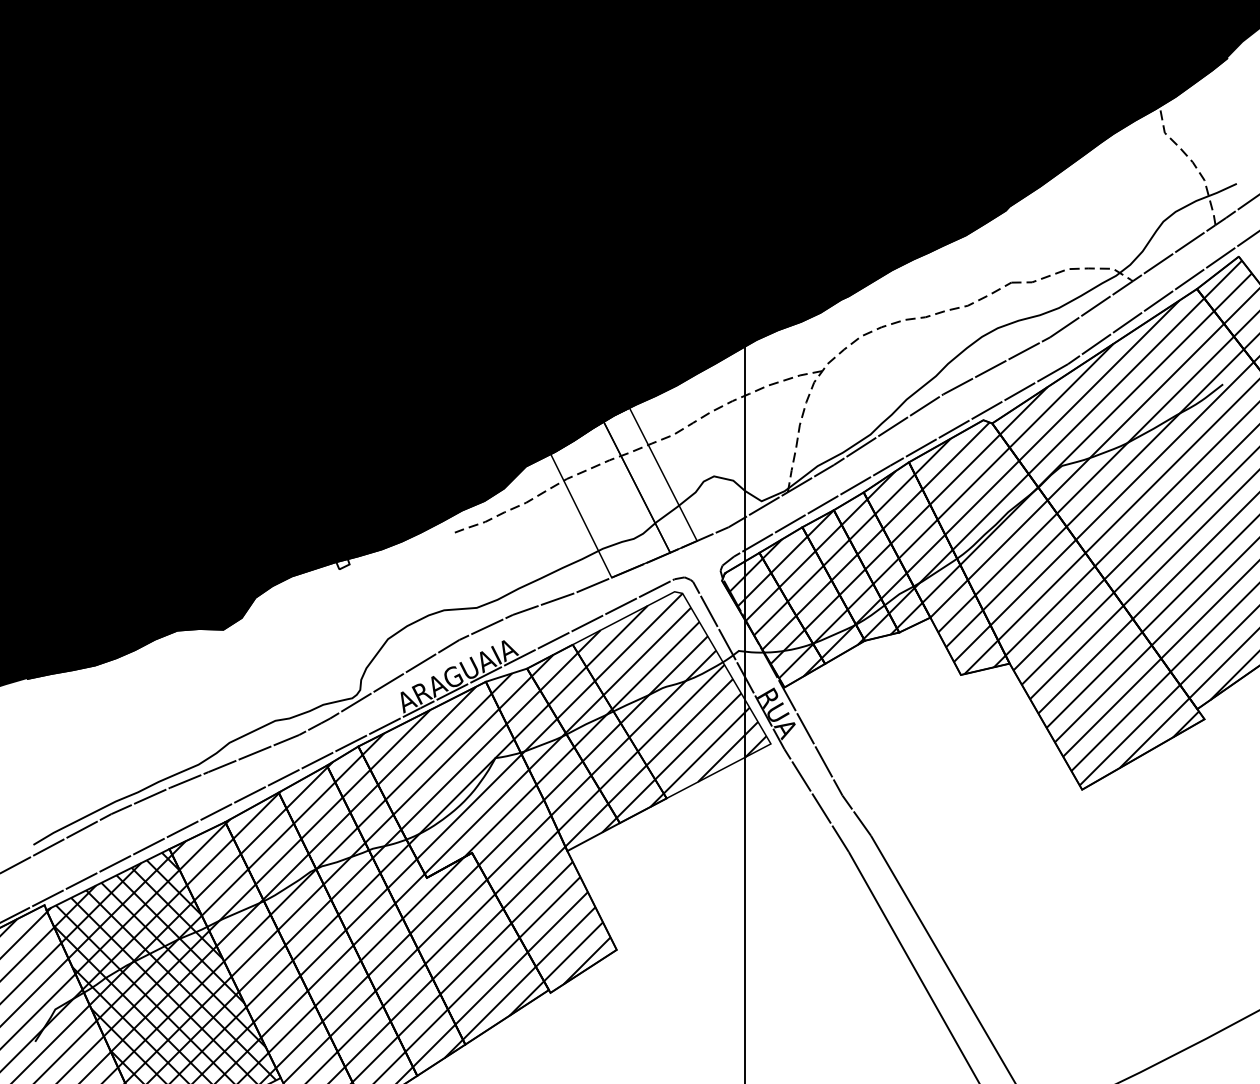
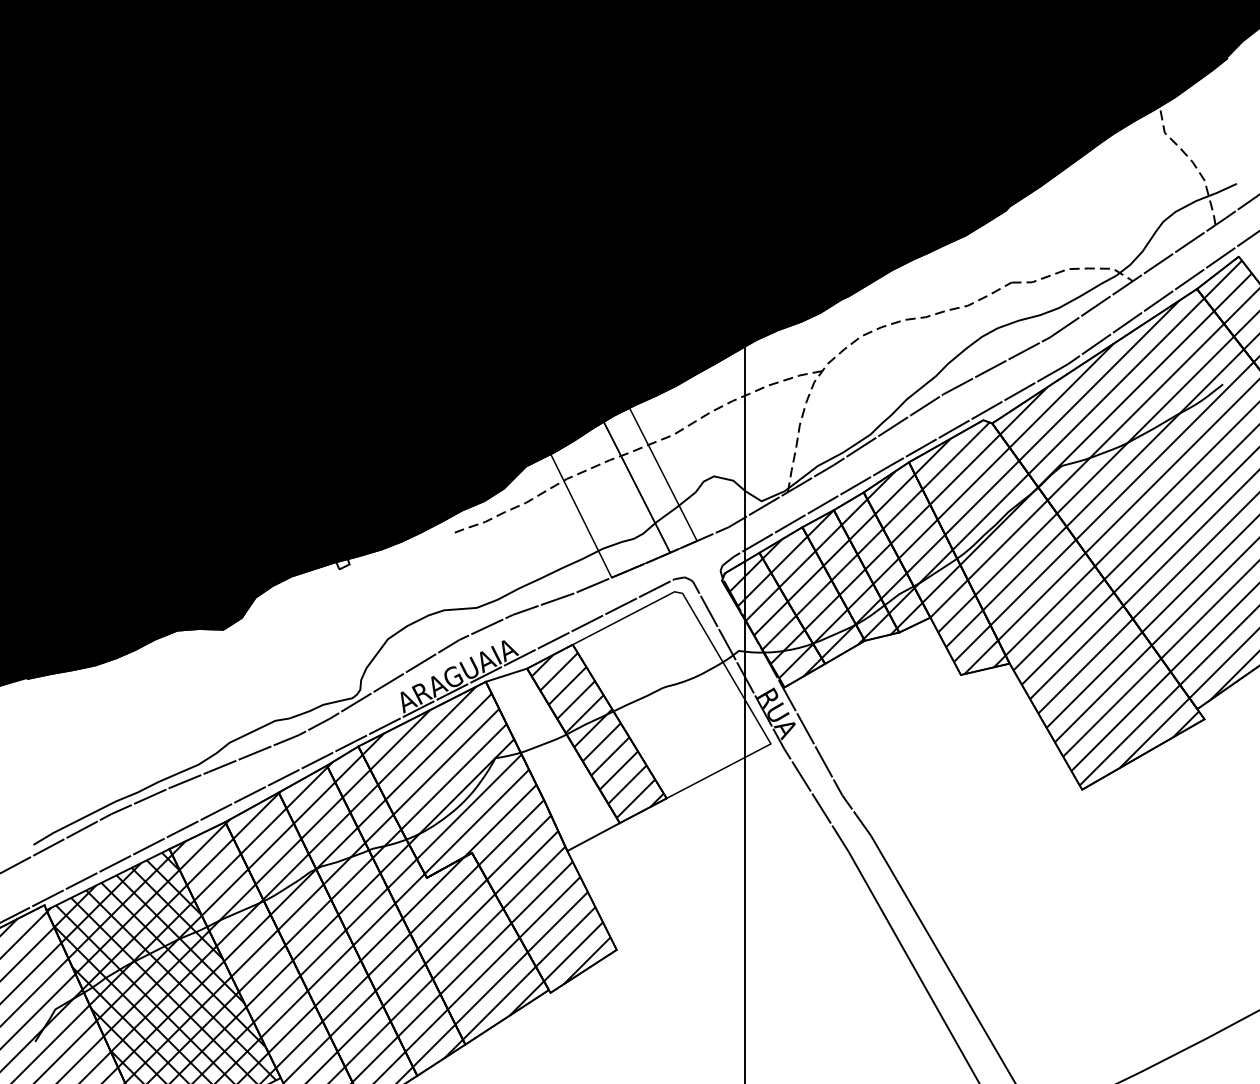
hatch: present -> none (671, 693)
hatch: present -> none (553, 759)
